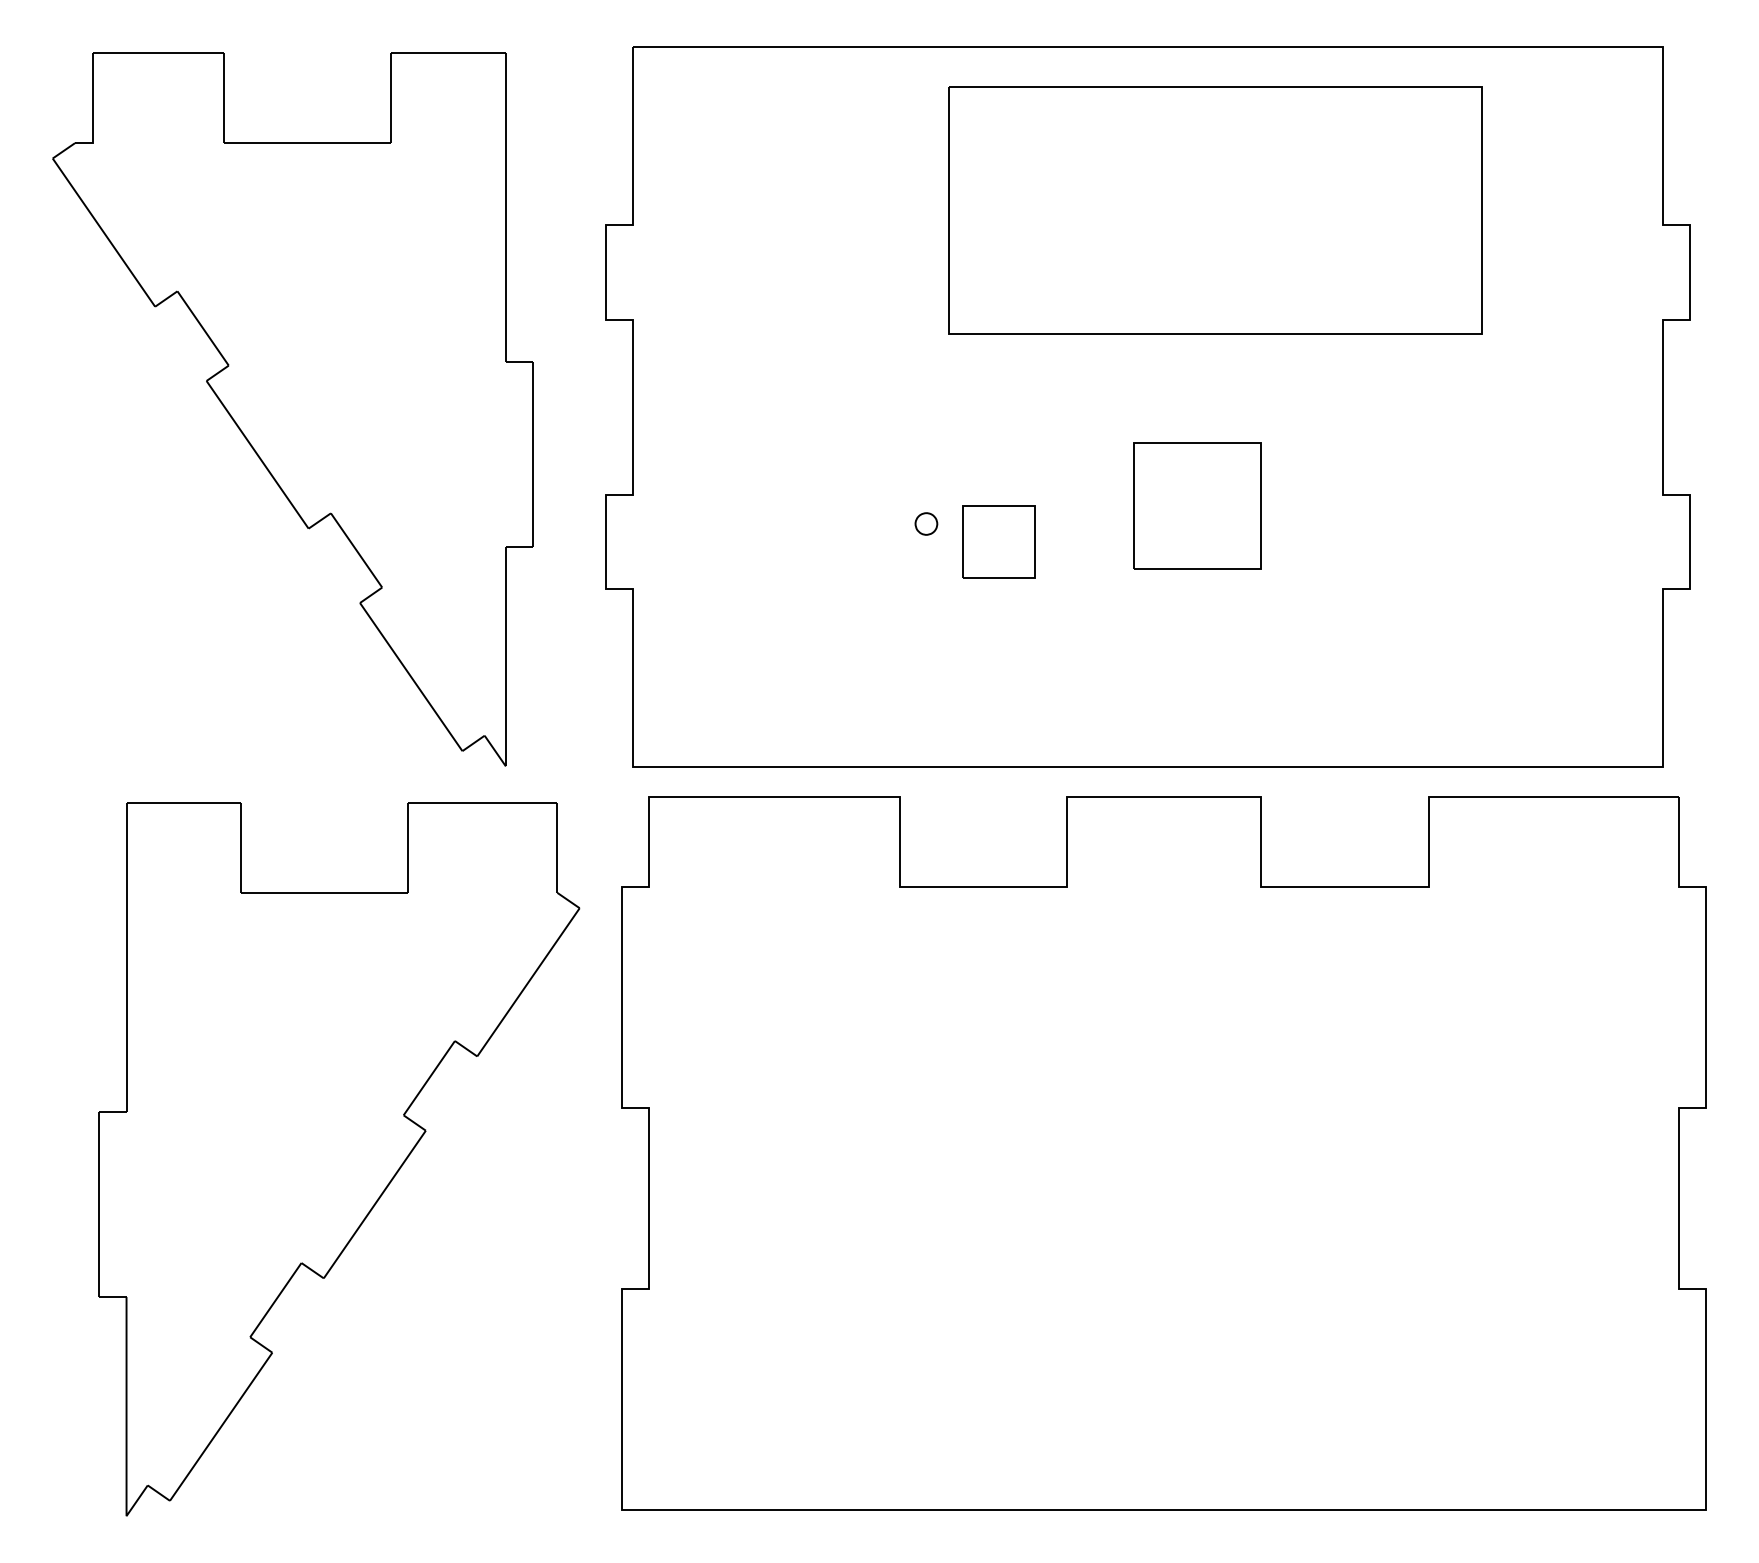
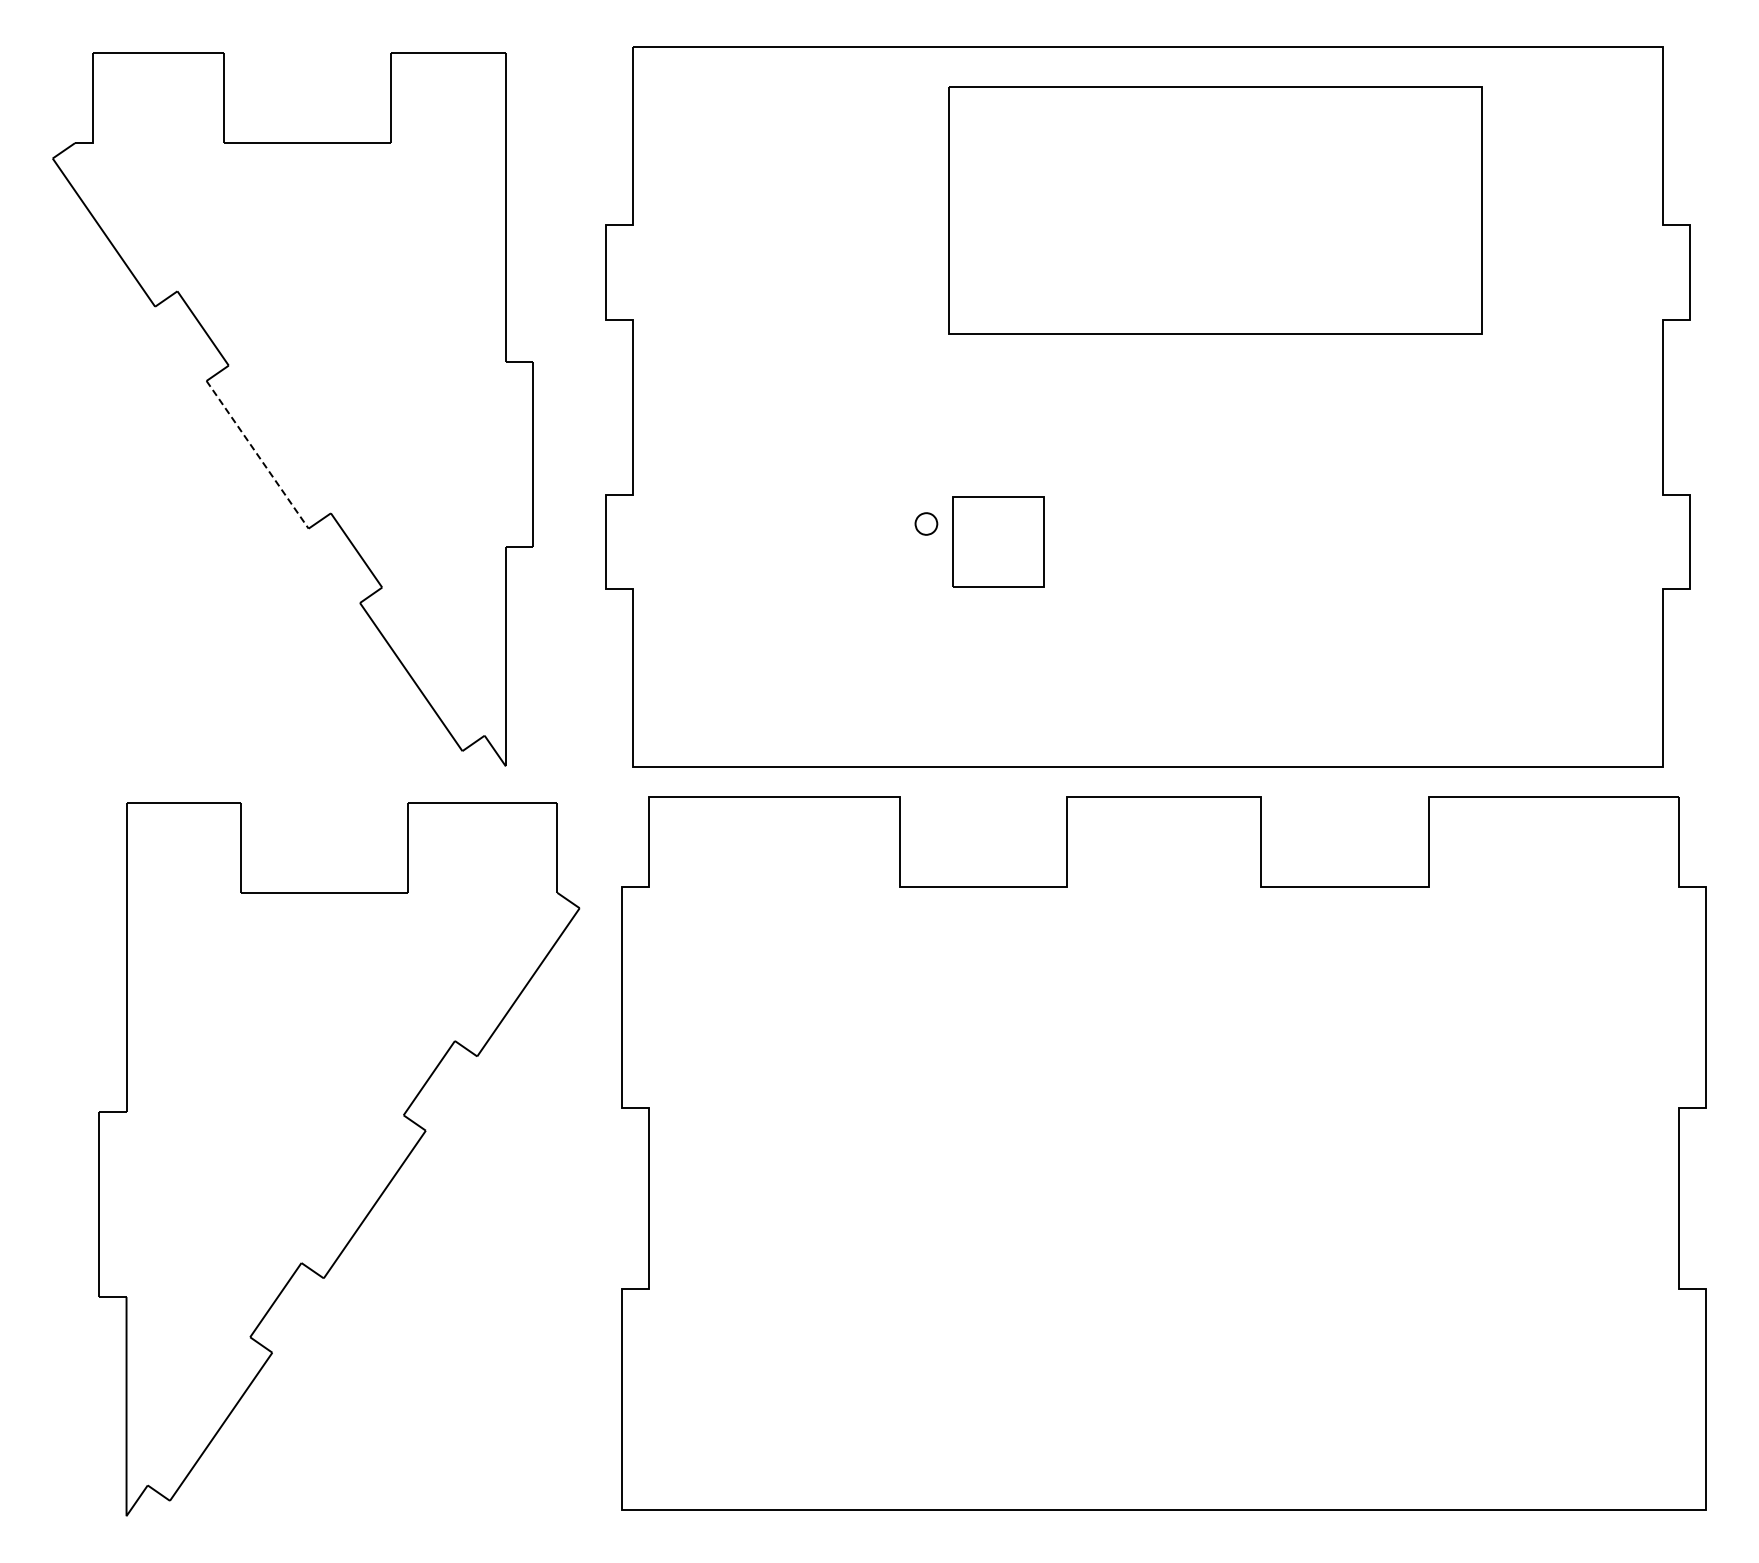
line: solid -> dashed (257, 454)
part: present -> none (1197, 505)
part size: 74x74 px -> 93x92 px (998, 541)
